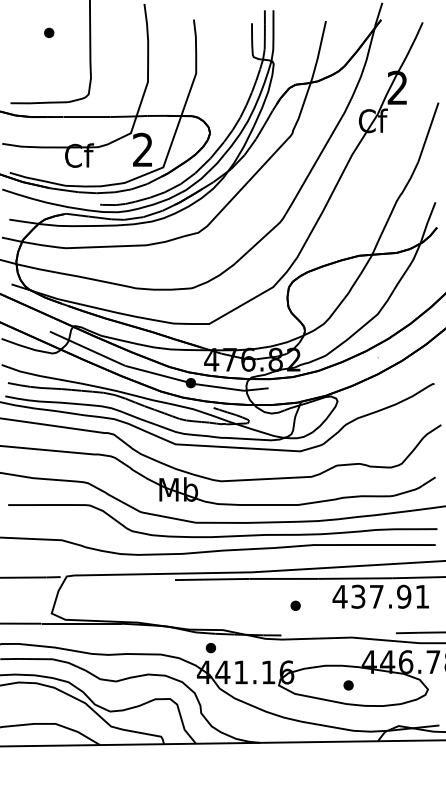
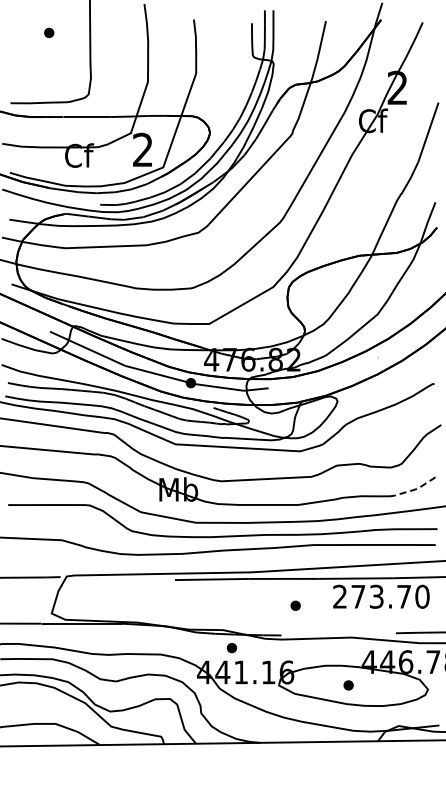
line: solid -> dashed (415, 489)
text: 437.91 -> 273.70 (380, 596)
part position: (210, 648) -> (231, 648) (231, 648)
